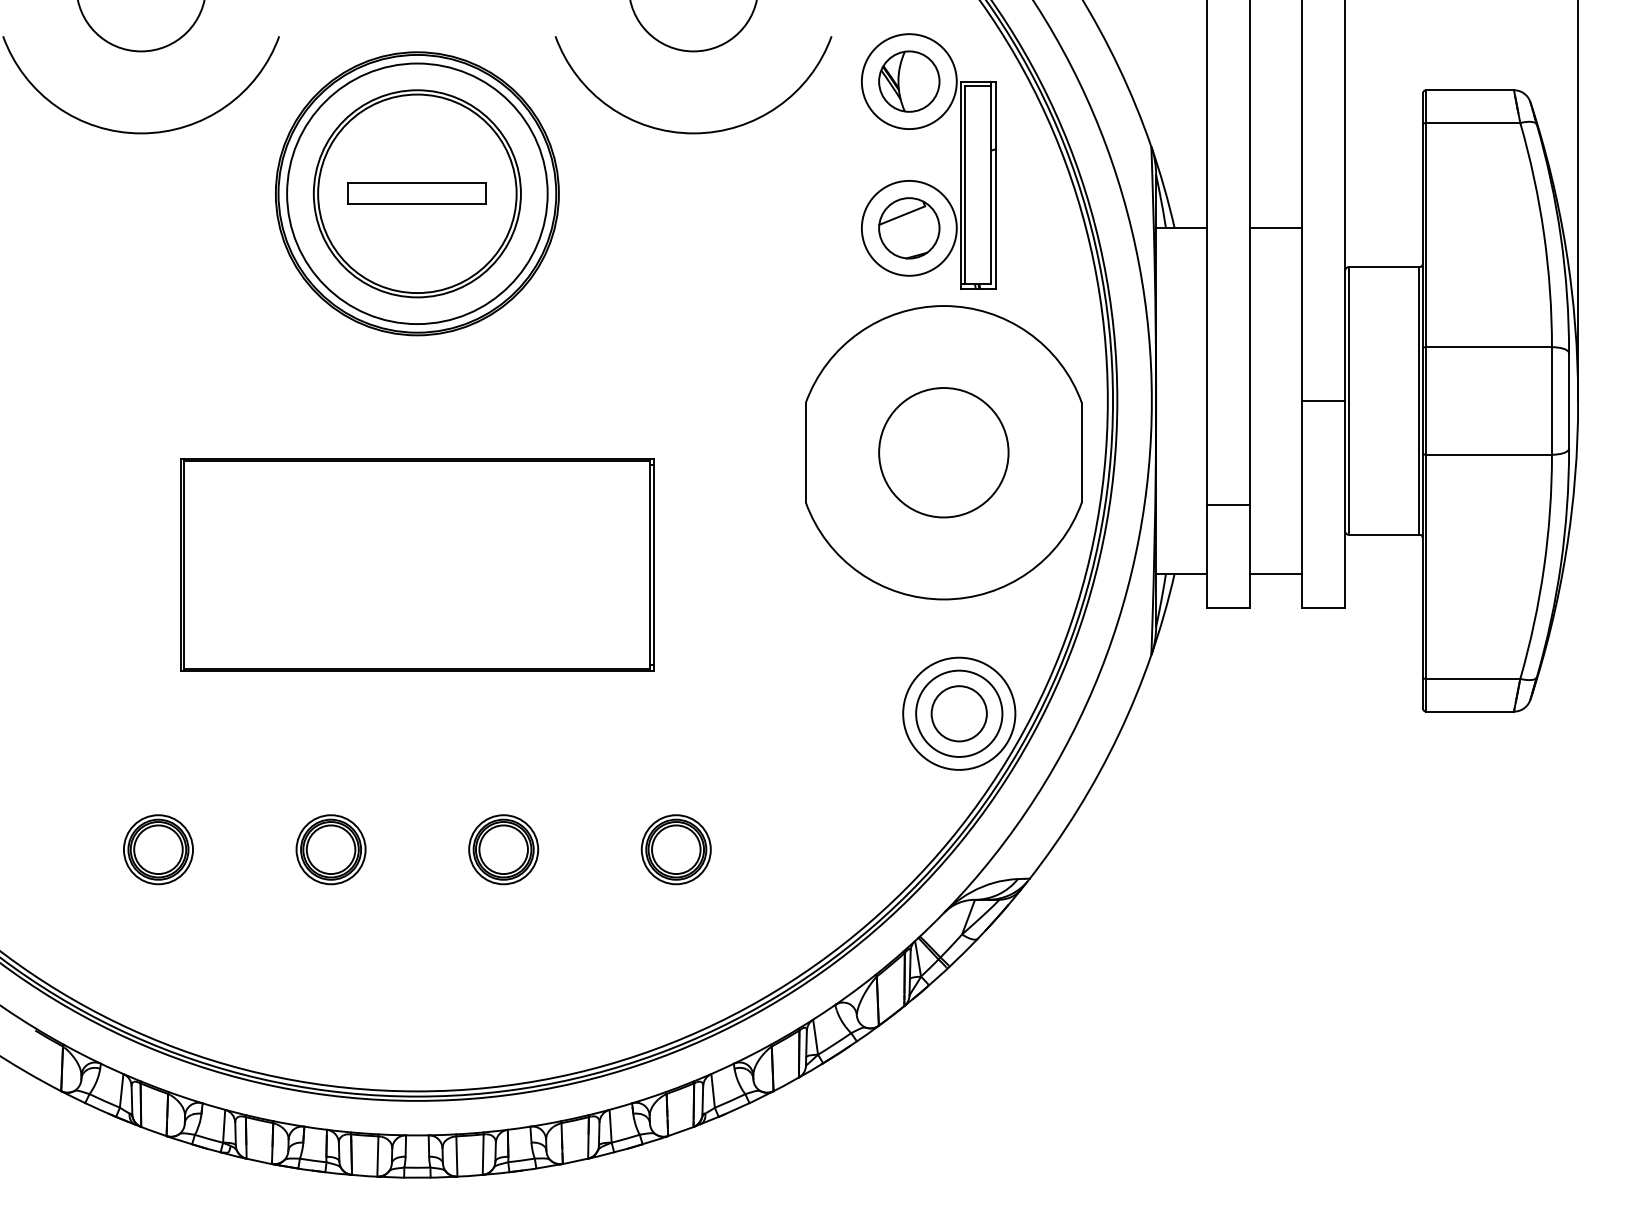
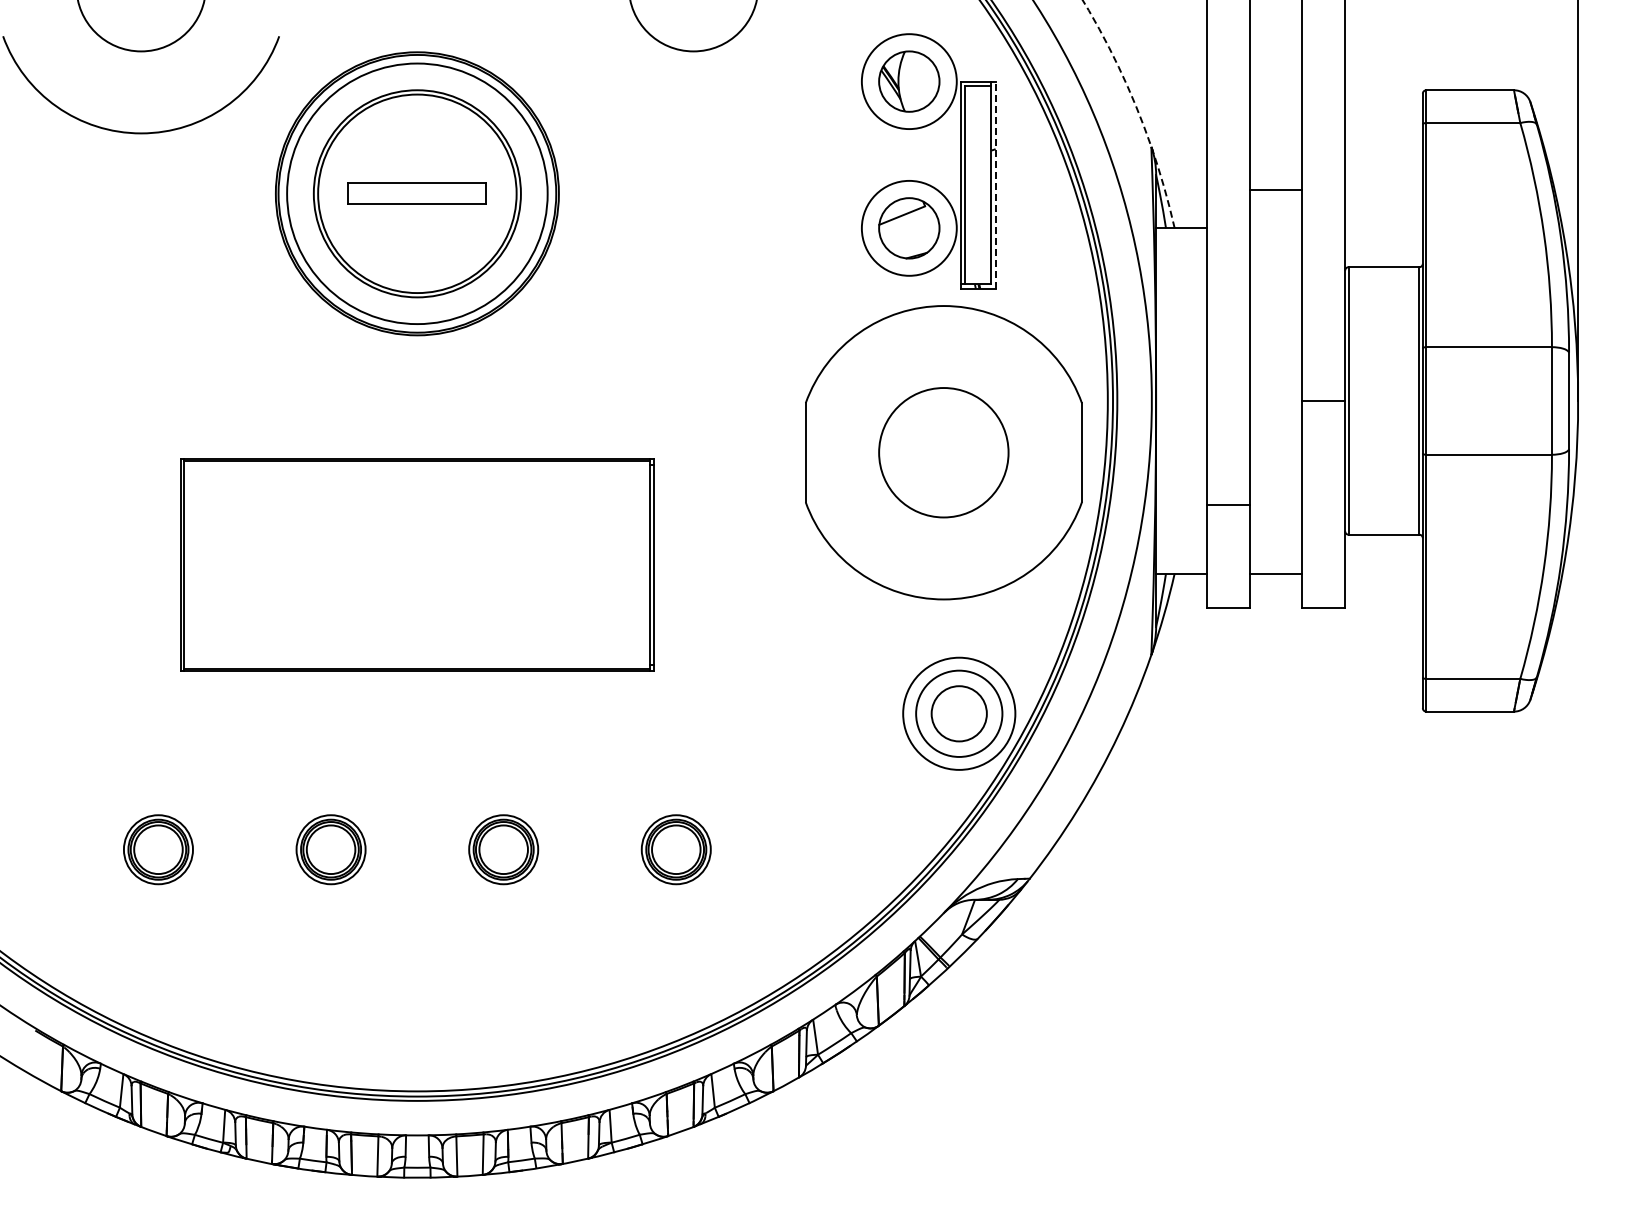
arc: solid -> dashed (1137, 109)
arc: present -> none (693, 132)
line: solid -> dashed (995, 185)
line position: (1276, 228) -> (1276, 190) (1276, 190)
